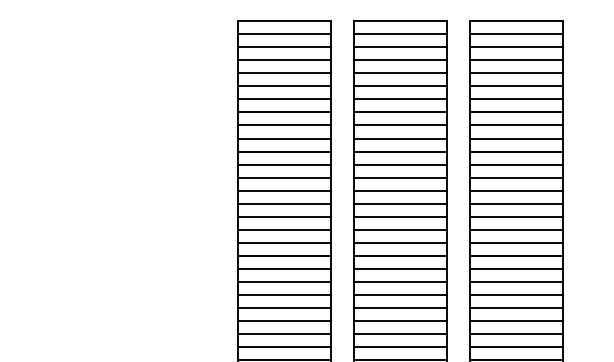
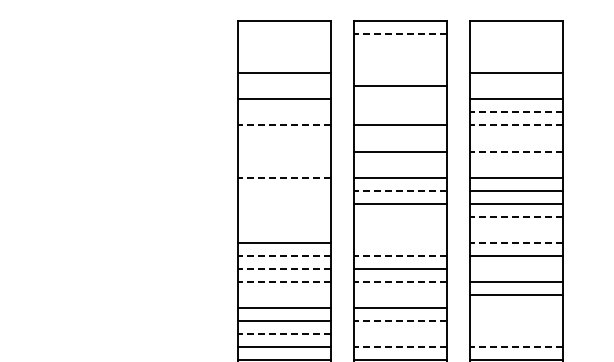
line: present -> none (284, 34)
line: solid -> dashed (400, 34)
line: present -> none (516, 34)
line: present -> none (284, 47)
line: present -> none (400, 47)
line: present -> none (516, 47)
line: present -> none (284, 60)
line: present -> none (400, 60)
line: present -> none (516, 60)
line: present -> none (400, 73)
line: present -> none (284, 86)
line: present -> none (516, 86)
line: present -> none (400, 99)
line: present -> none (284, 112)
line: present -> none (400, 112)
line: solid -> dashed (516, 112)
line: solid -> dashed (284, 125)
line: solid -> dashed (516, 125)
line: present -> none (284, 138)
line: present -> none (400, 138)
line: present -> none (516, 138)
line: present -> none (284, 151)
line: solid -> dashed (516, 151)
line: present -> none (284, 164)
line: present -> none (400, 164)
line: present -> none (516, 164)
line: solid -> dashed (284, 177)
line: present -> none (284, 190)
line: solid -> dashed (400, 190)
line: present -> none (284, 203)
line: present -> none (284, 216)
line: present -> none (400, 216)
line: solid -> dashed (516, 216)
line: present -> none (284, 229)
line: present -> none (400, 229)
line: present -> none (516, 229)
line: present -> none (400, 242)
line: solid -> dashed (516, 242)
line: solid -> dashed (284, 255)
line: solid -> dashed (400, 255)
line: solid -> dashed (284, 269)
line: present -> none (516, 269)
line: solid -> dashed (284, 282)
line: solid -> dashed (400, 282)
line: present -> none (284, 295)
line: present -> none (400, 295)
line: present -> none (516, 308)
line: solid -> dashed (400, 321)
line: present -> none (516, 321)
line: solid -> dashed (284, 334)
line: present -> none (400, 334)
line: present -> none (516, 334)
line: solid -> dashed (400, 347)
line: solid -> dashed (516, 347)
